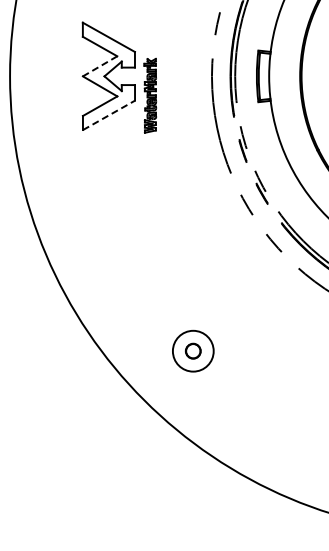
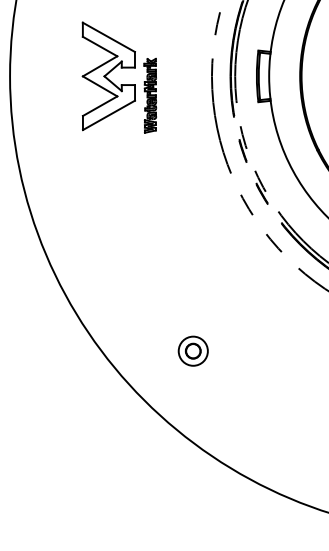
line: dashed -> solid (100, 66)
line: dashed -> solid (109, 115)
circle diameter: 41 px -> 29 px (192, 350)
